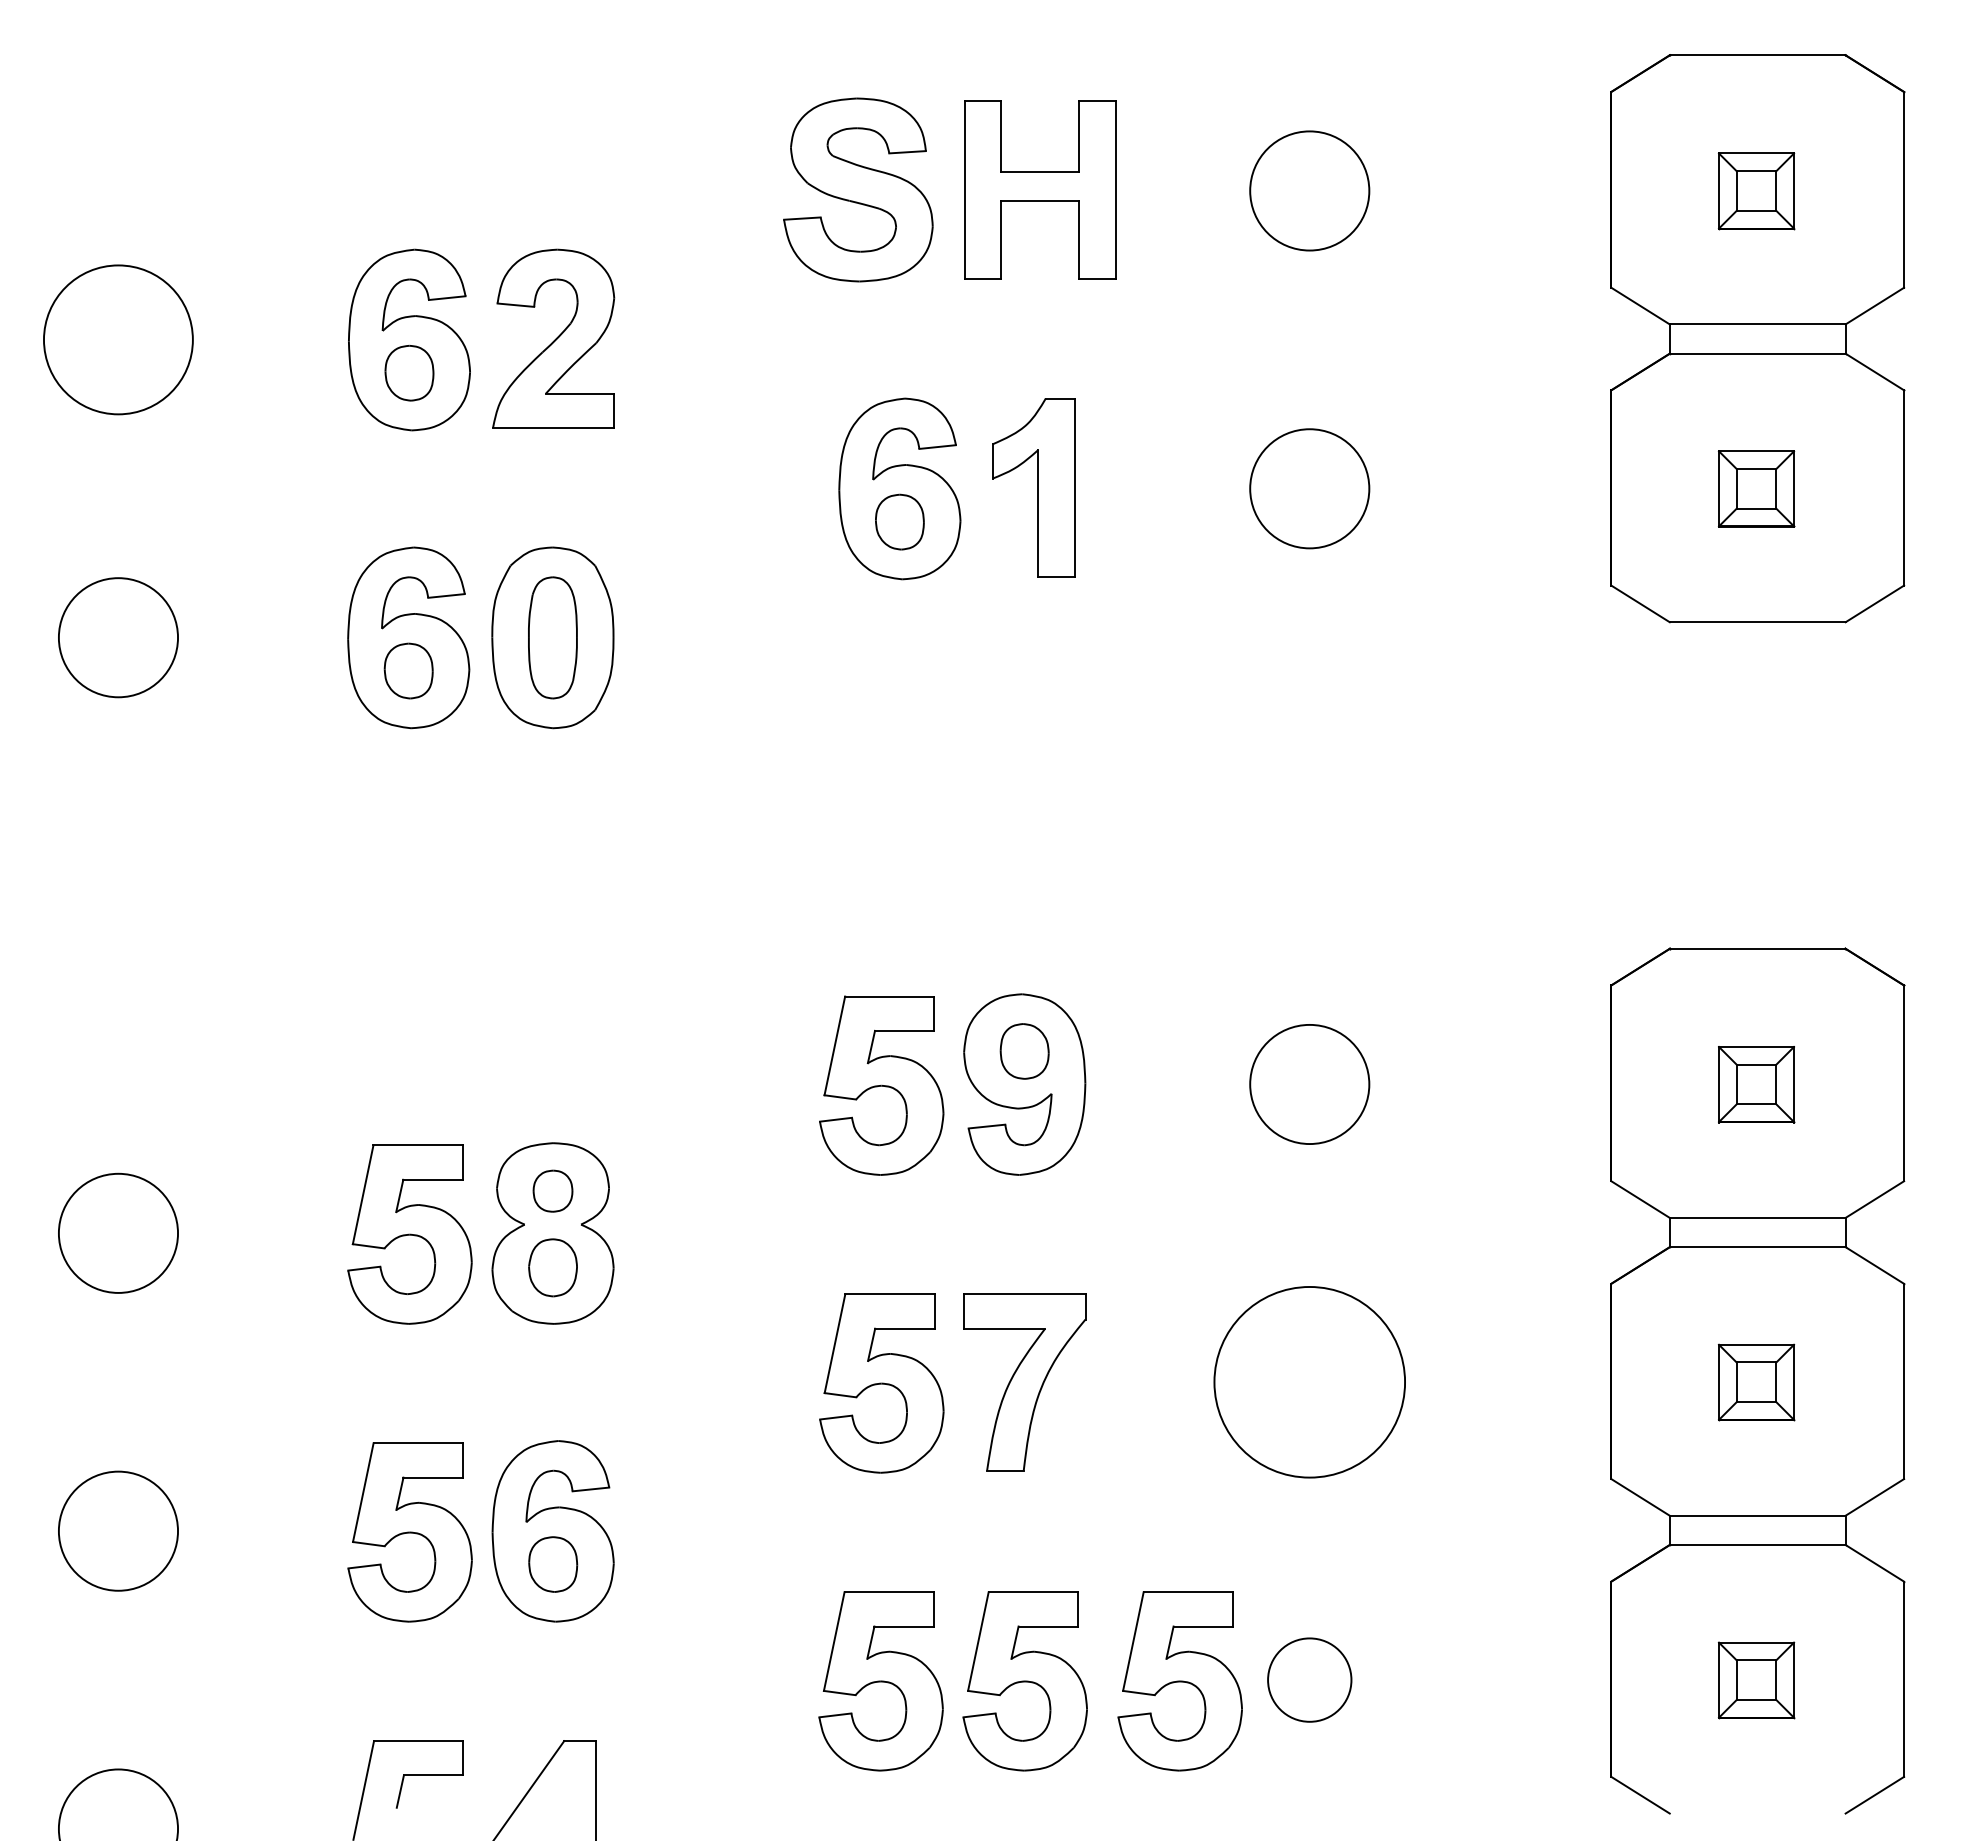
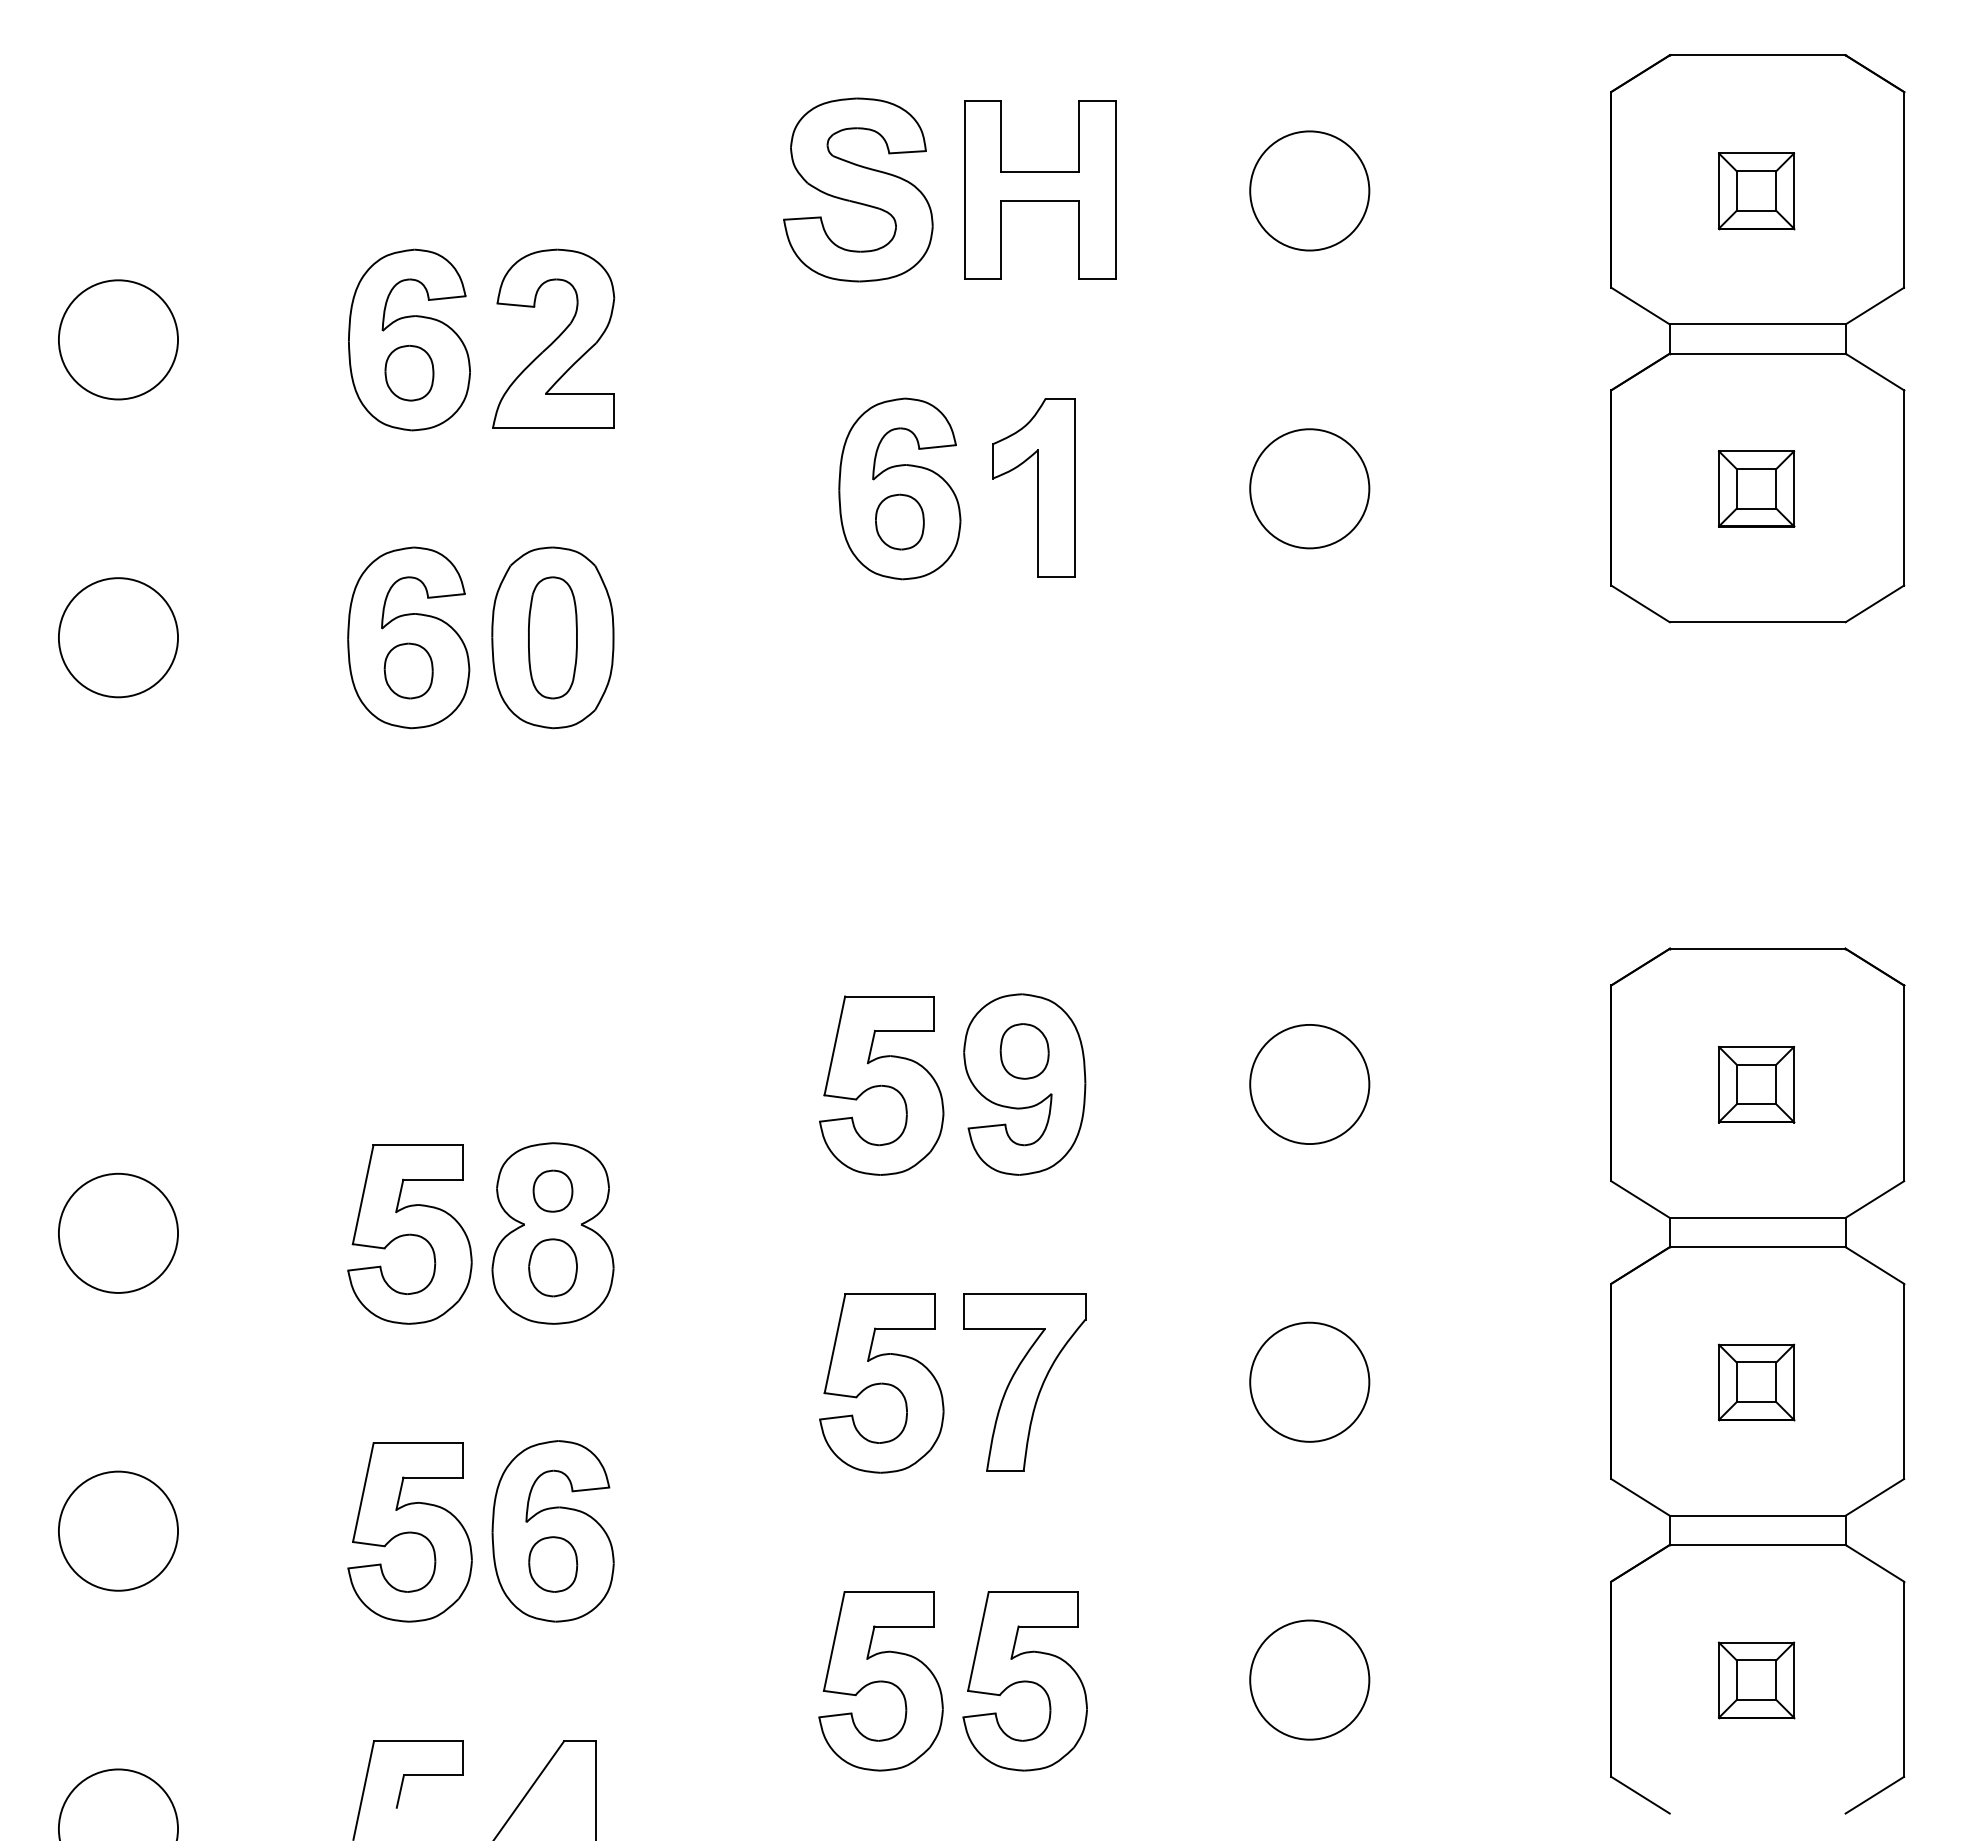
circle diameter: 149 px -> 119 px (118, 339)
circle diameter: 191 px -> 119 px (1309, 1381)
circle diameter: 83 px -> 119 px (1309, 1679)
part: present -> none (1179, 1681)
